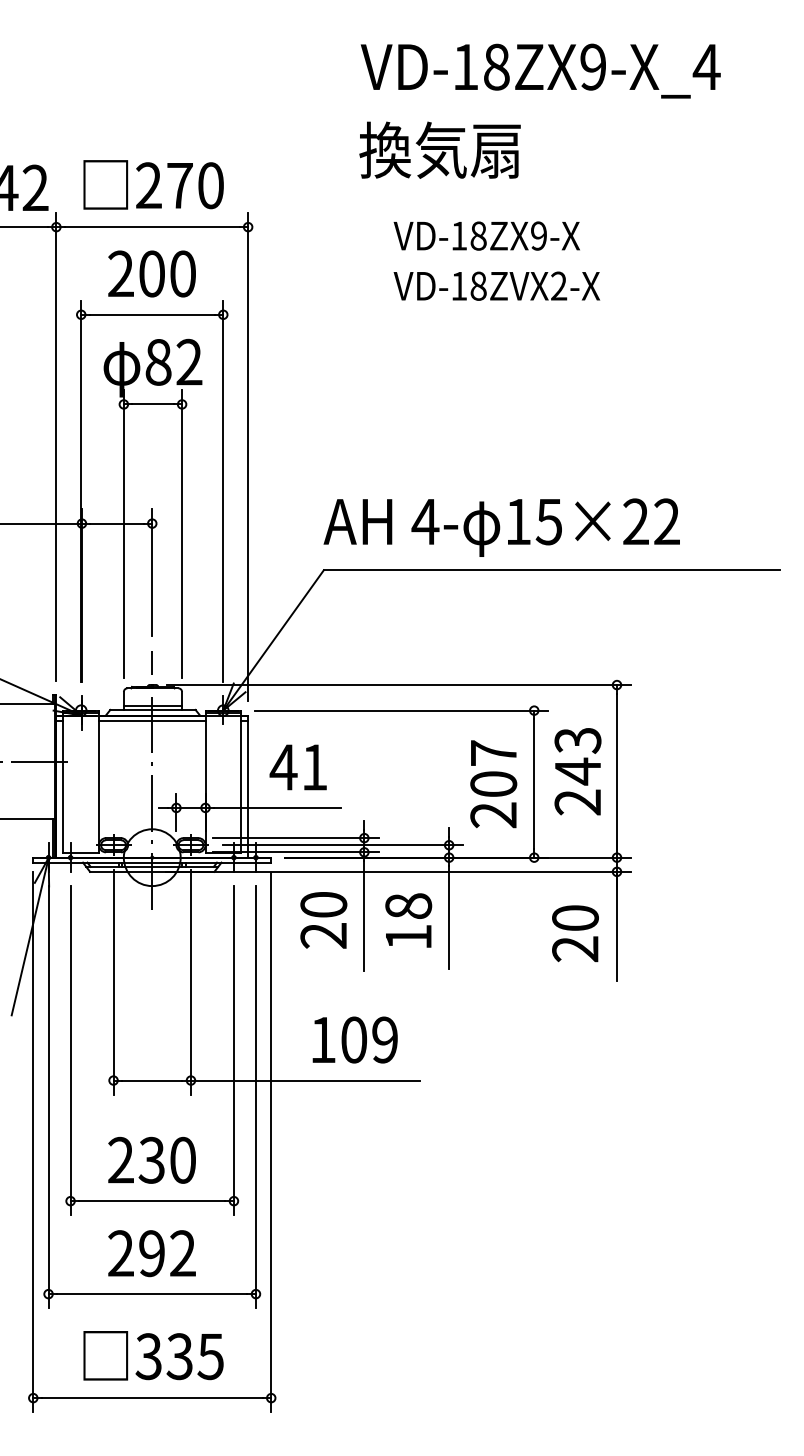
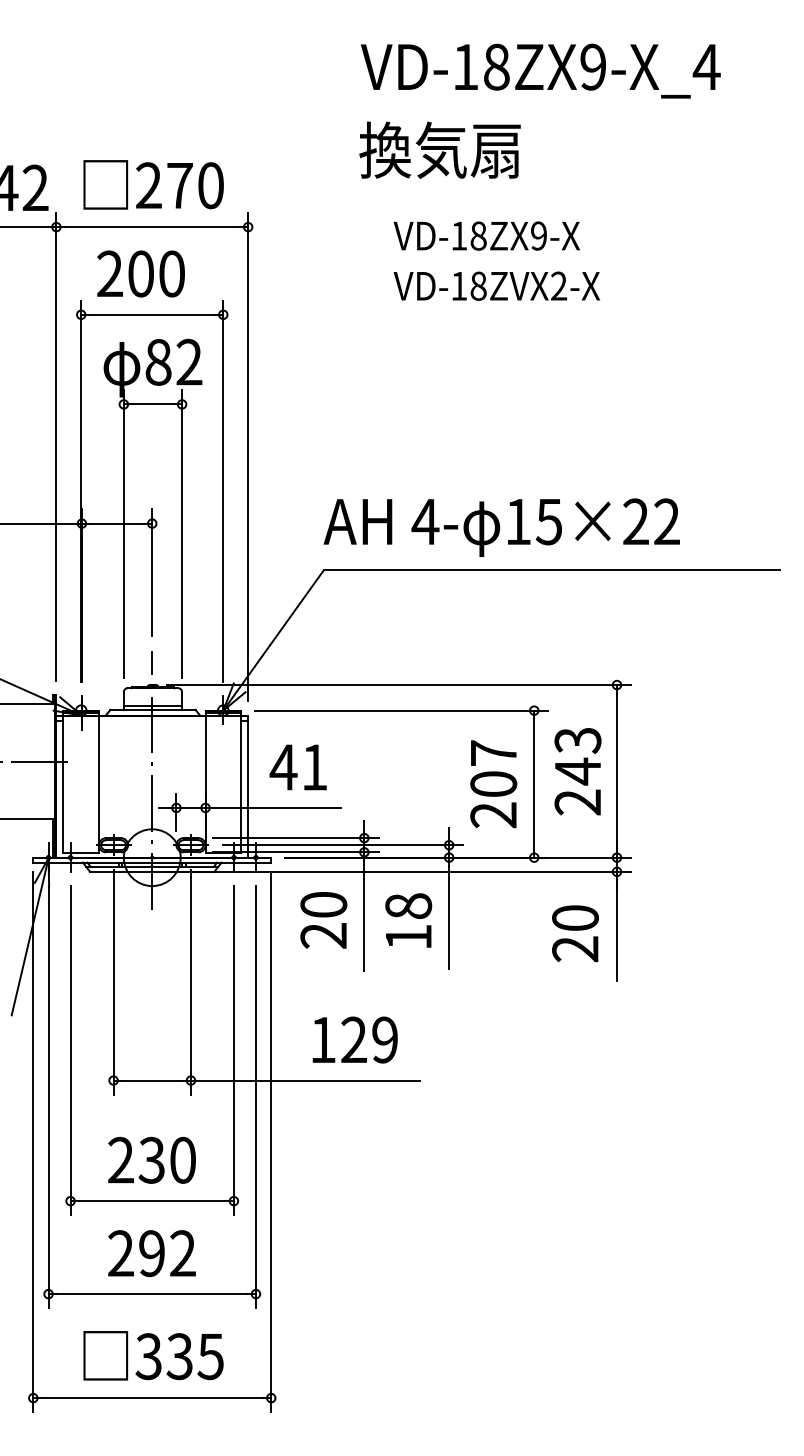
text position: (151, 273) -> (140, 273) (140, 273)
line: present -> none (152, 721)
text: 109 -> 129 (354, 1039)
